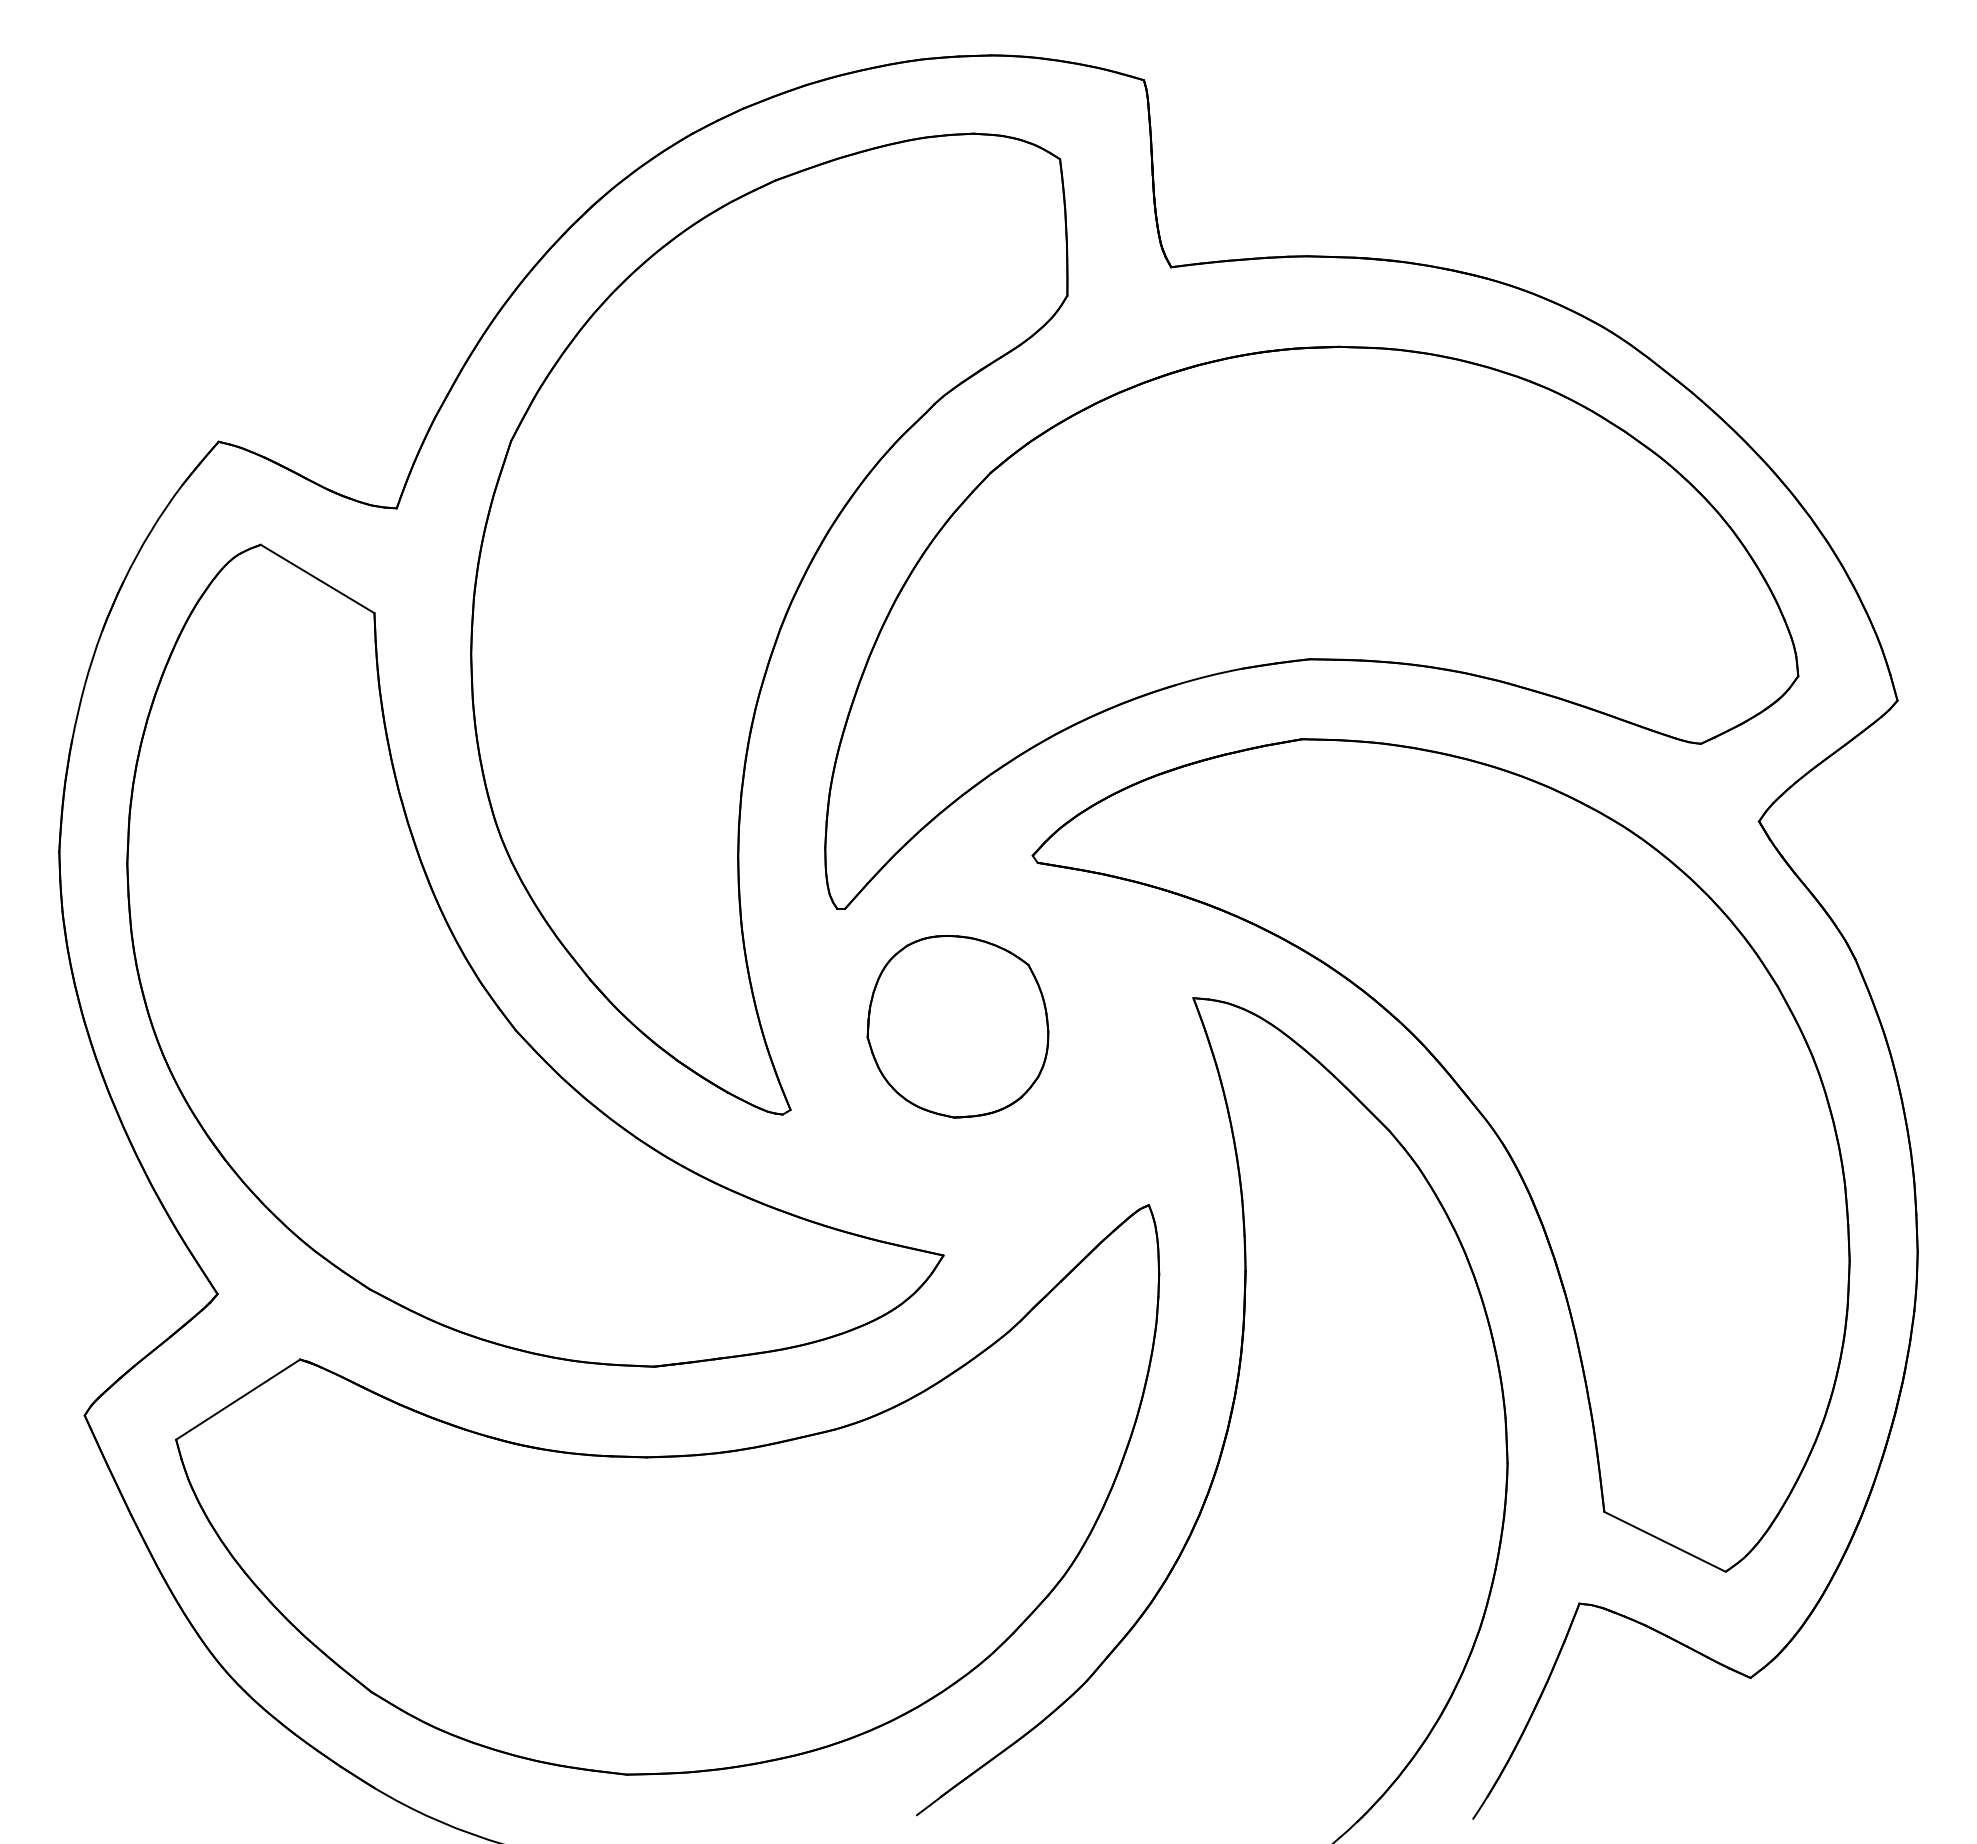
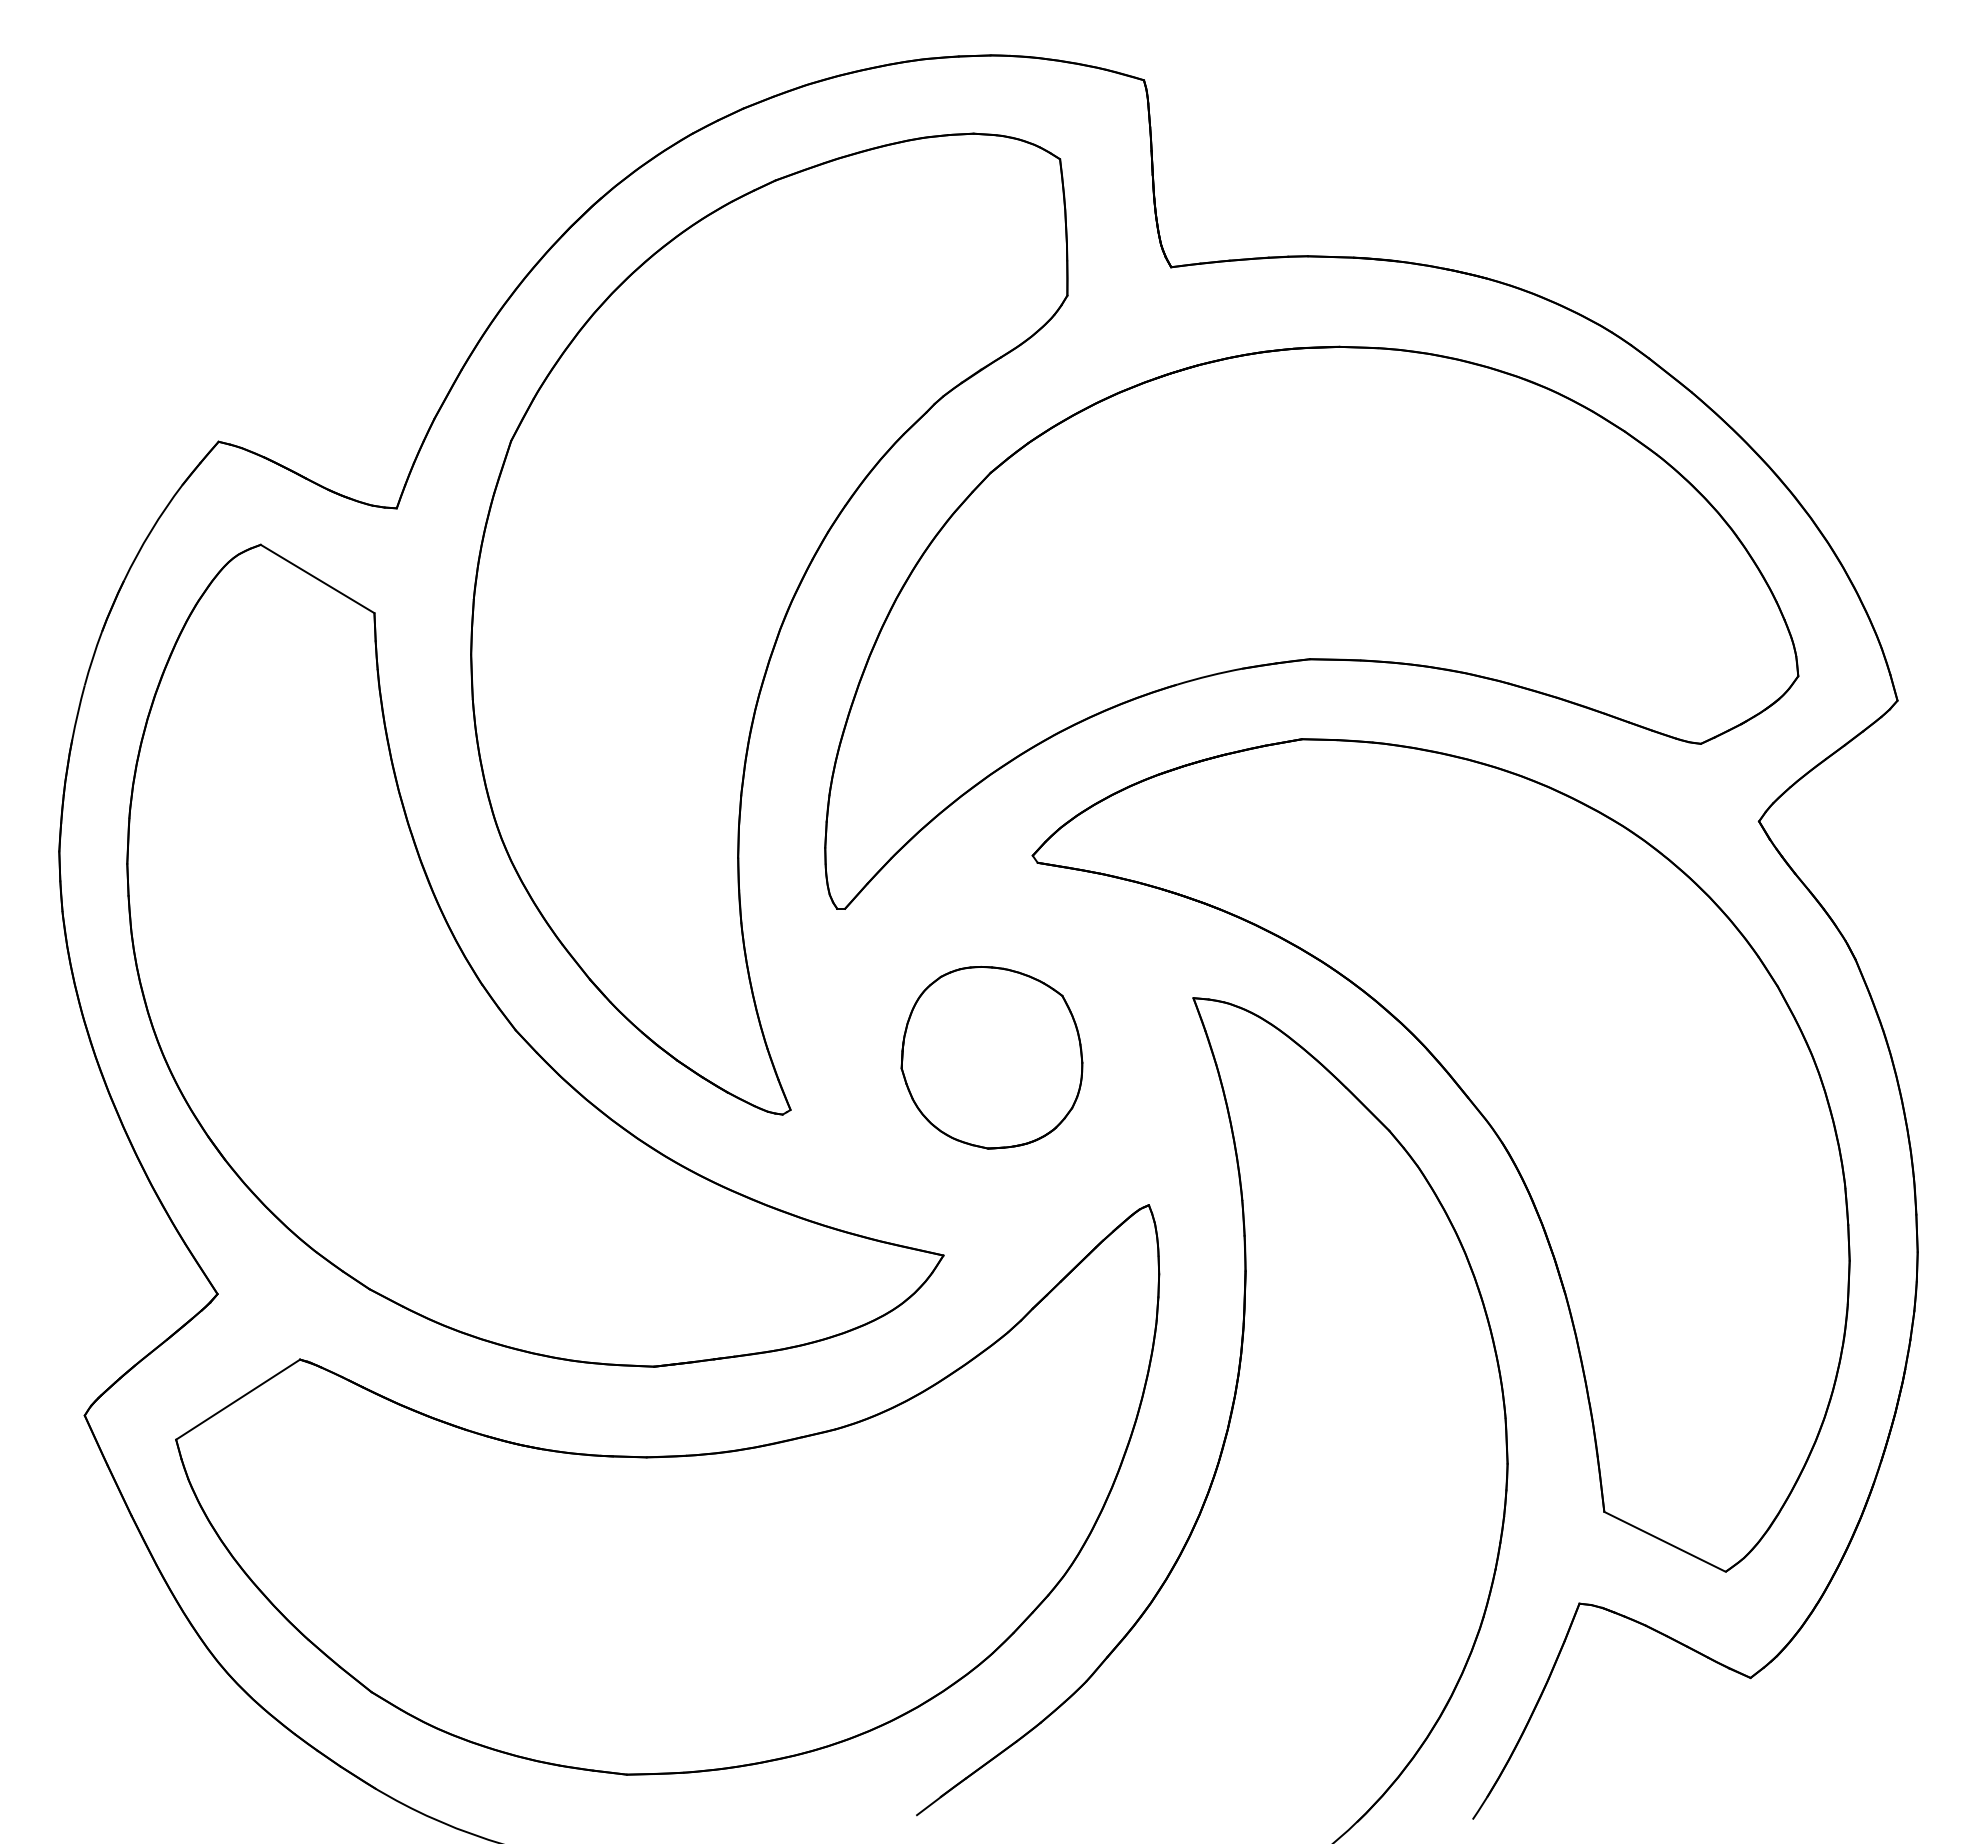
part position: (957, 1026) -> (991, 1057) (991, 1057)
